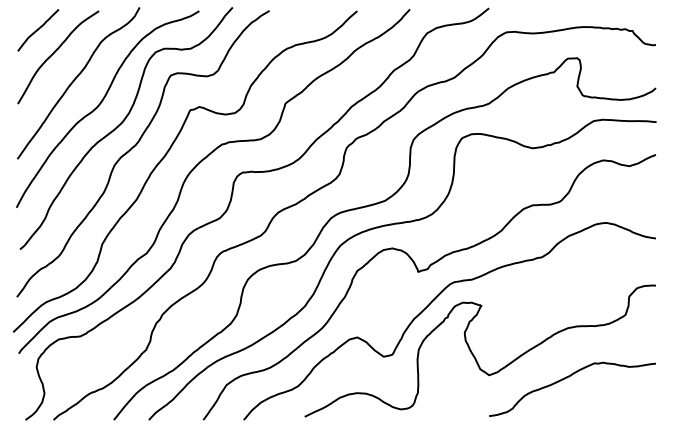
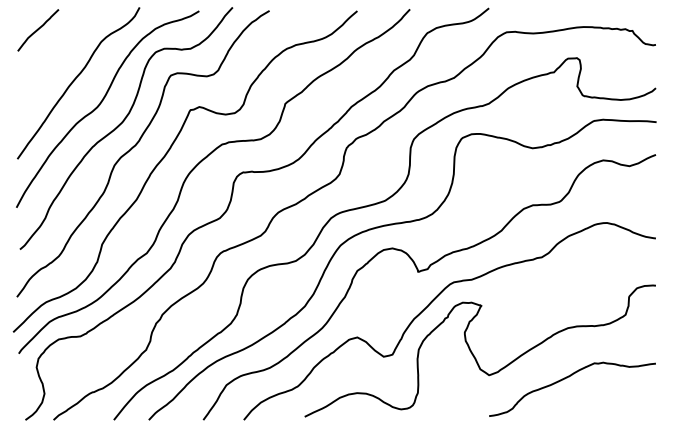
curve: present -> none (54, 53)
